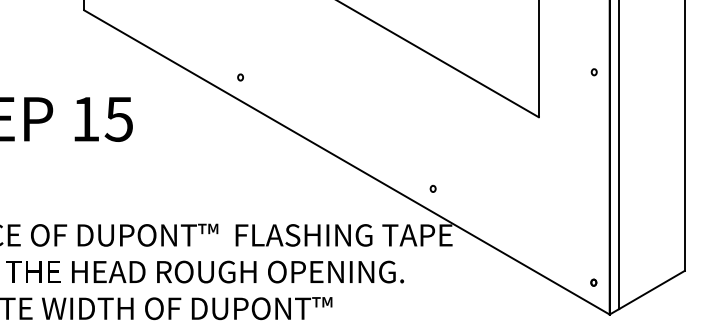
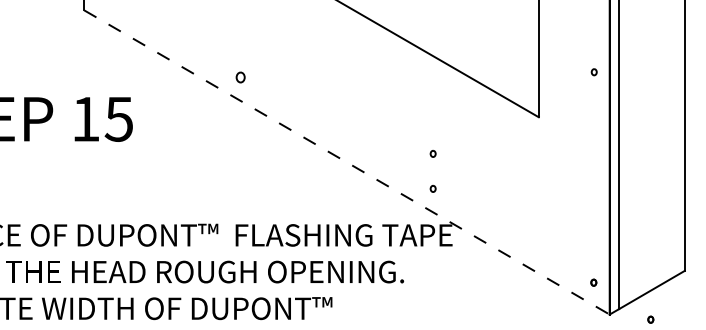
part size: 7x9 px -> 11x13 px (240, 77)
part: none -> present (432, 153)
line: solid -> dashed (346, 162)
part: none -> present (650, 319)
